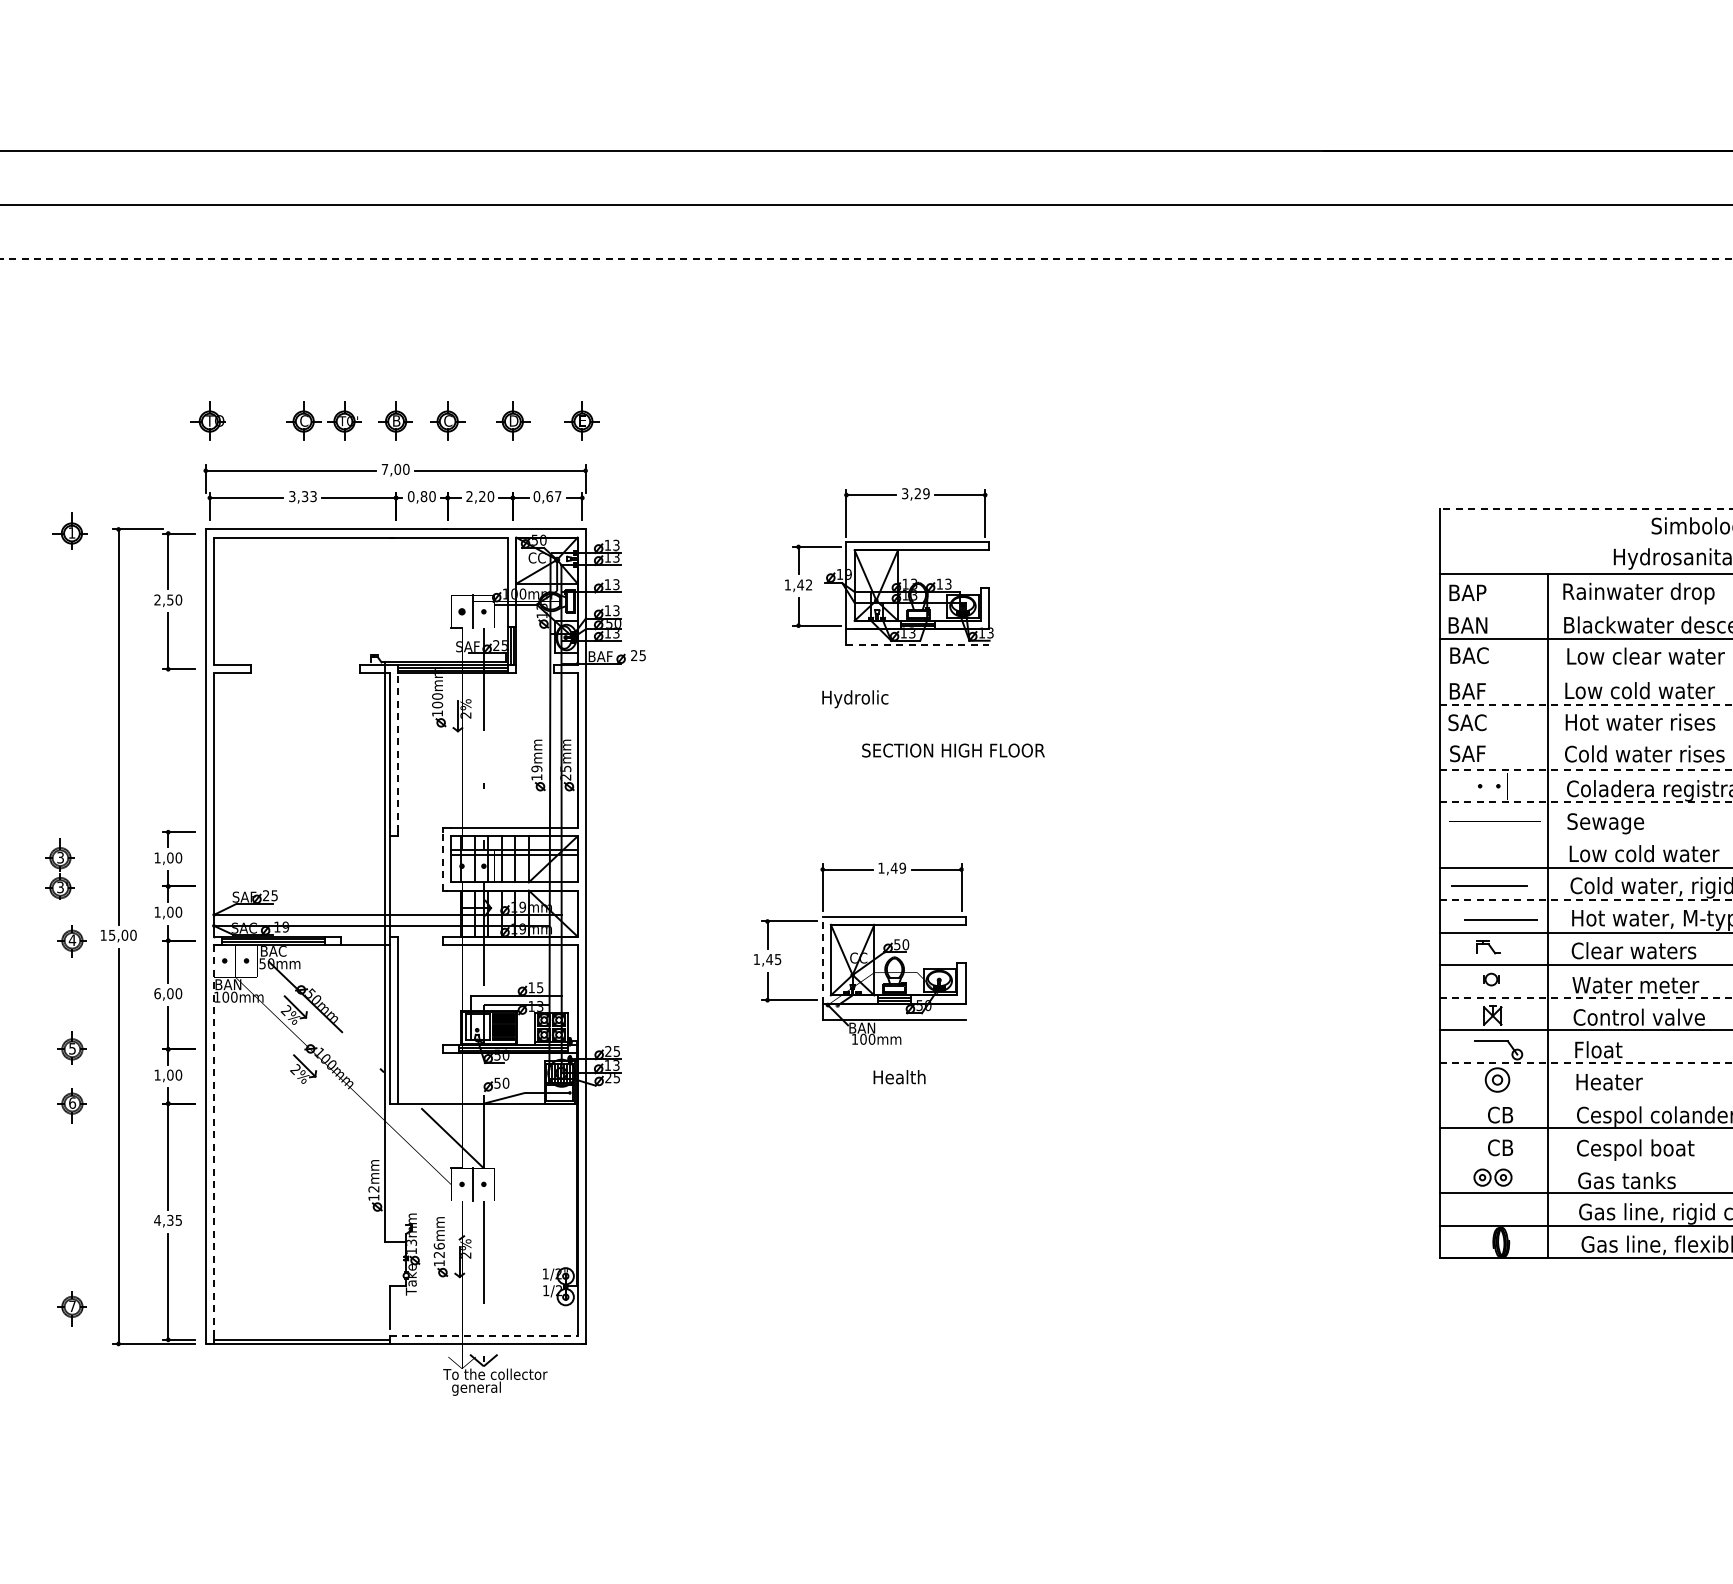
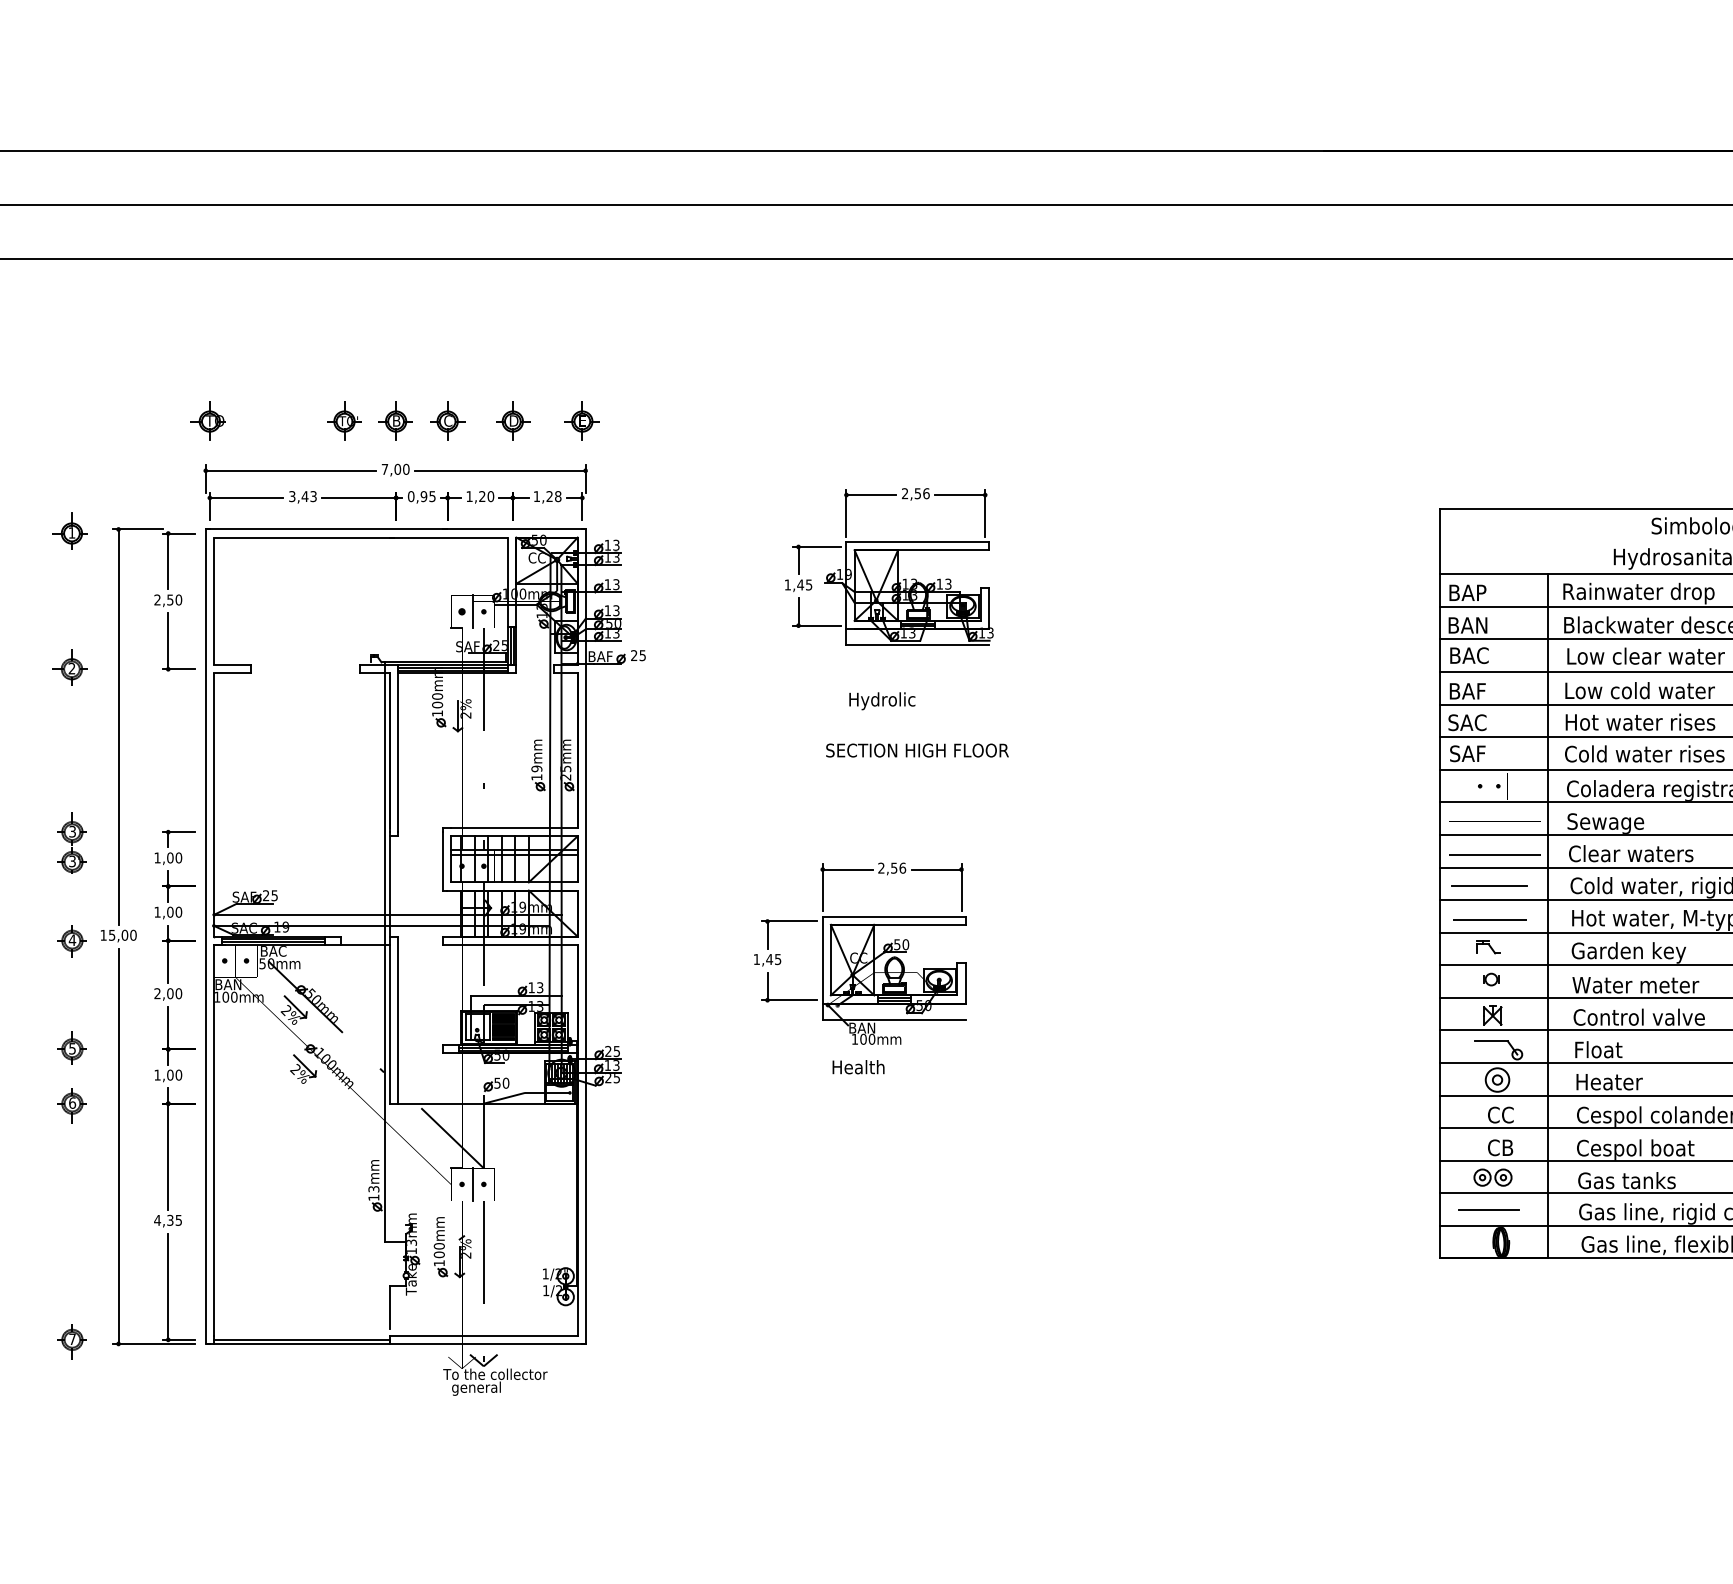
line: dashed -> solid (867, 259)
part: present -> none (303, 420)
text: 3,29 -> 2,56 (915, 493)
text: 3,33 -> 3,43 (304, 496)
text: 0,80 -> 0,95 (427, 496)
text: 2,20 -> 1,20 (469, 496)
text: 0,67 -> 1,28 (547, 496)
line: dashed -> solid (1585, 509)
text: 1,42 -> 1,45 (809, 584)
line: none -> present (1584, 606)
line: dashed -> solid (918, 645)
part: none -> present (69, 667)
line: none -> present (1584, 672)
text position: (855, 699) -> (882, 701) (882, 701)
line: dashed -> solid (1586, 704)
line: none -> present (1584, 737)
line: dashed -> solid (398, 748)
text position: (953, 750) -> (917, 750) (917, 750)
line: dashed -> solid (1586, 769)
line: dashed -> solid (1586, 802)
line: none -> present (1584, 834)
text: Low cold water -> Clear waters (1644, 853)
line: none -> present (1495, 854)
line: dashed -> solid (443, 860)
text: 1,49 -> 2,56 (892, 867)
part position: (59, 868) -> (71, 842) (71, 842)
line: dashed -> solid (1586, 900)
line position: (1500, 919) -> (1489, 919) (1489, 919)
text: Clear waters -> Garden key (1637, 952)
line: dashed -> solid (822, 959)
text: 15 -> 13 (540, 987)
text: 6,00 -> 2,00 (157, 993)
line: dashed -> solid (1586, 997)
line: dashed -> solid (1586, 1063)
text position: (899, 1077) -> (858, 1067) (858, 1067)
line: none -> present (1584, 1095)
text: CB -> CC (1507, 1114)
line: dashed -> solid (213, 1140)
line: none -> present (1584, 1160)
text: 12mm -> 13mm (374, 1189)
line: none -> present (1488, 1209)
text: 126mm -> 100mm (438, 1250)
part position: (71, 1308) -> (71, 1341) (71, 1341)
line: dashed -> solid (483, 1335)
